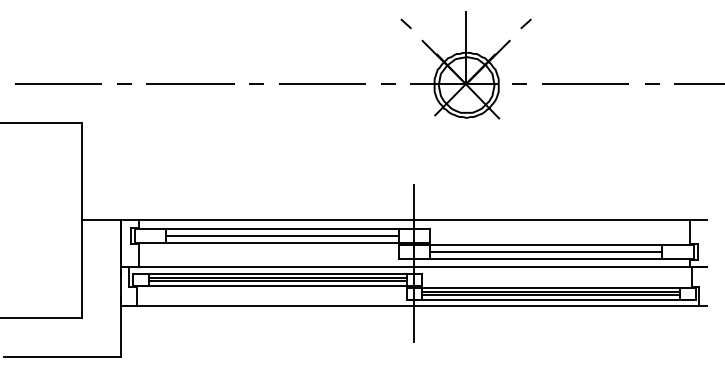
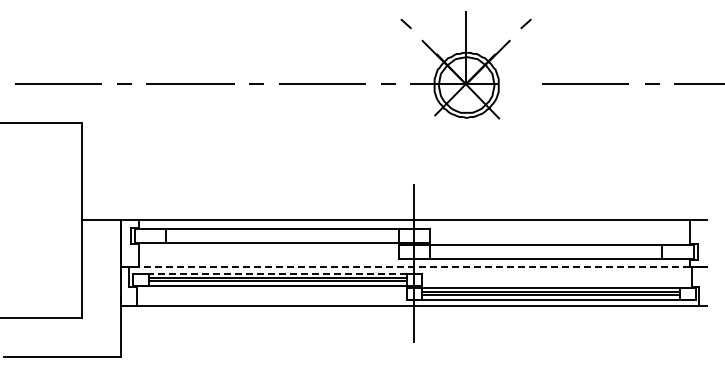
line: present -> none (519, 83)
line: present -> none (282, 236)
line: present -> none (545, 252)
line: solid -> dashed (413, 267)
line: solid -> dashed (277, 273)
